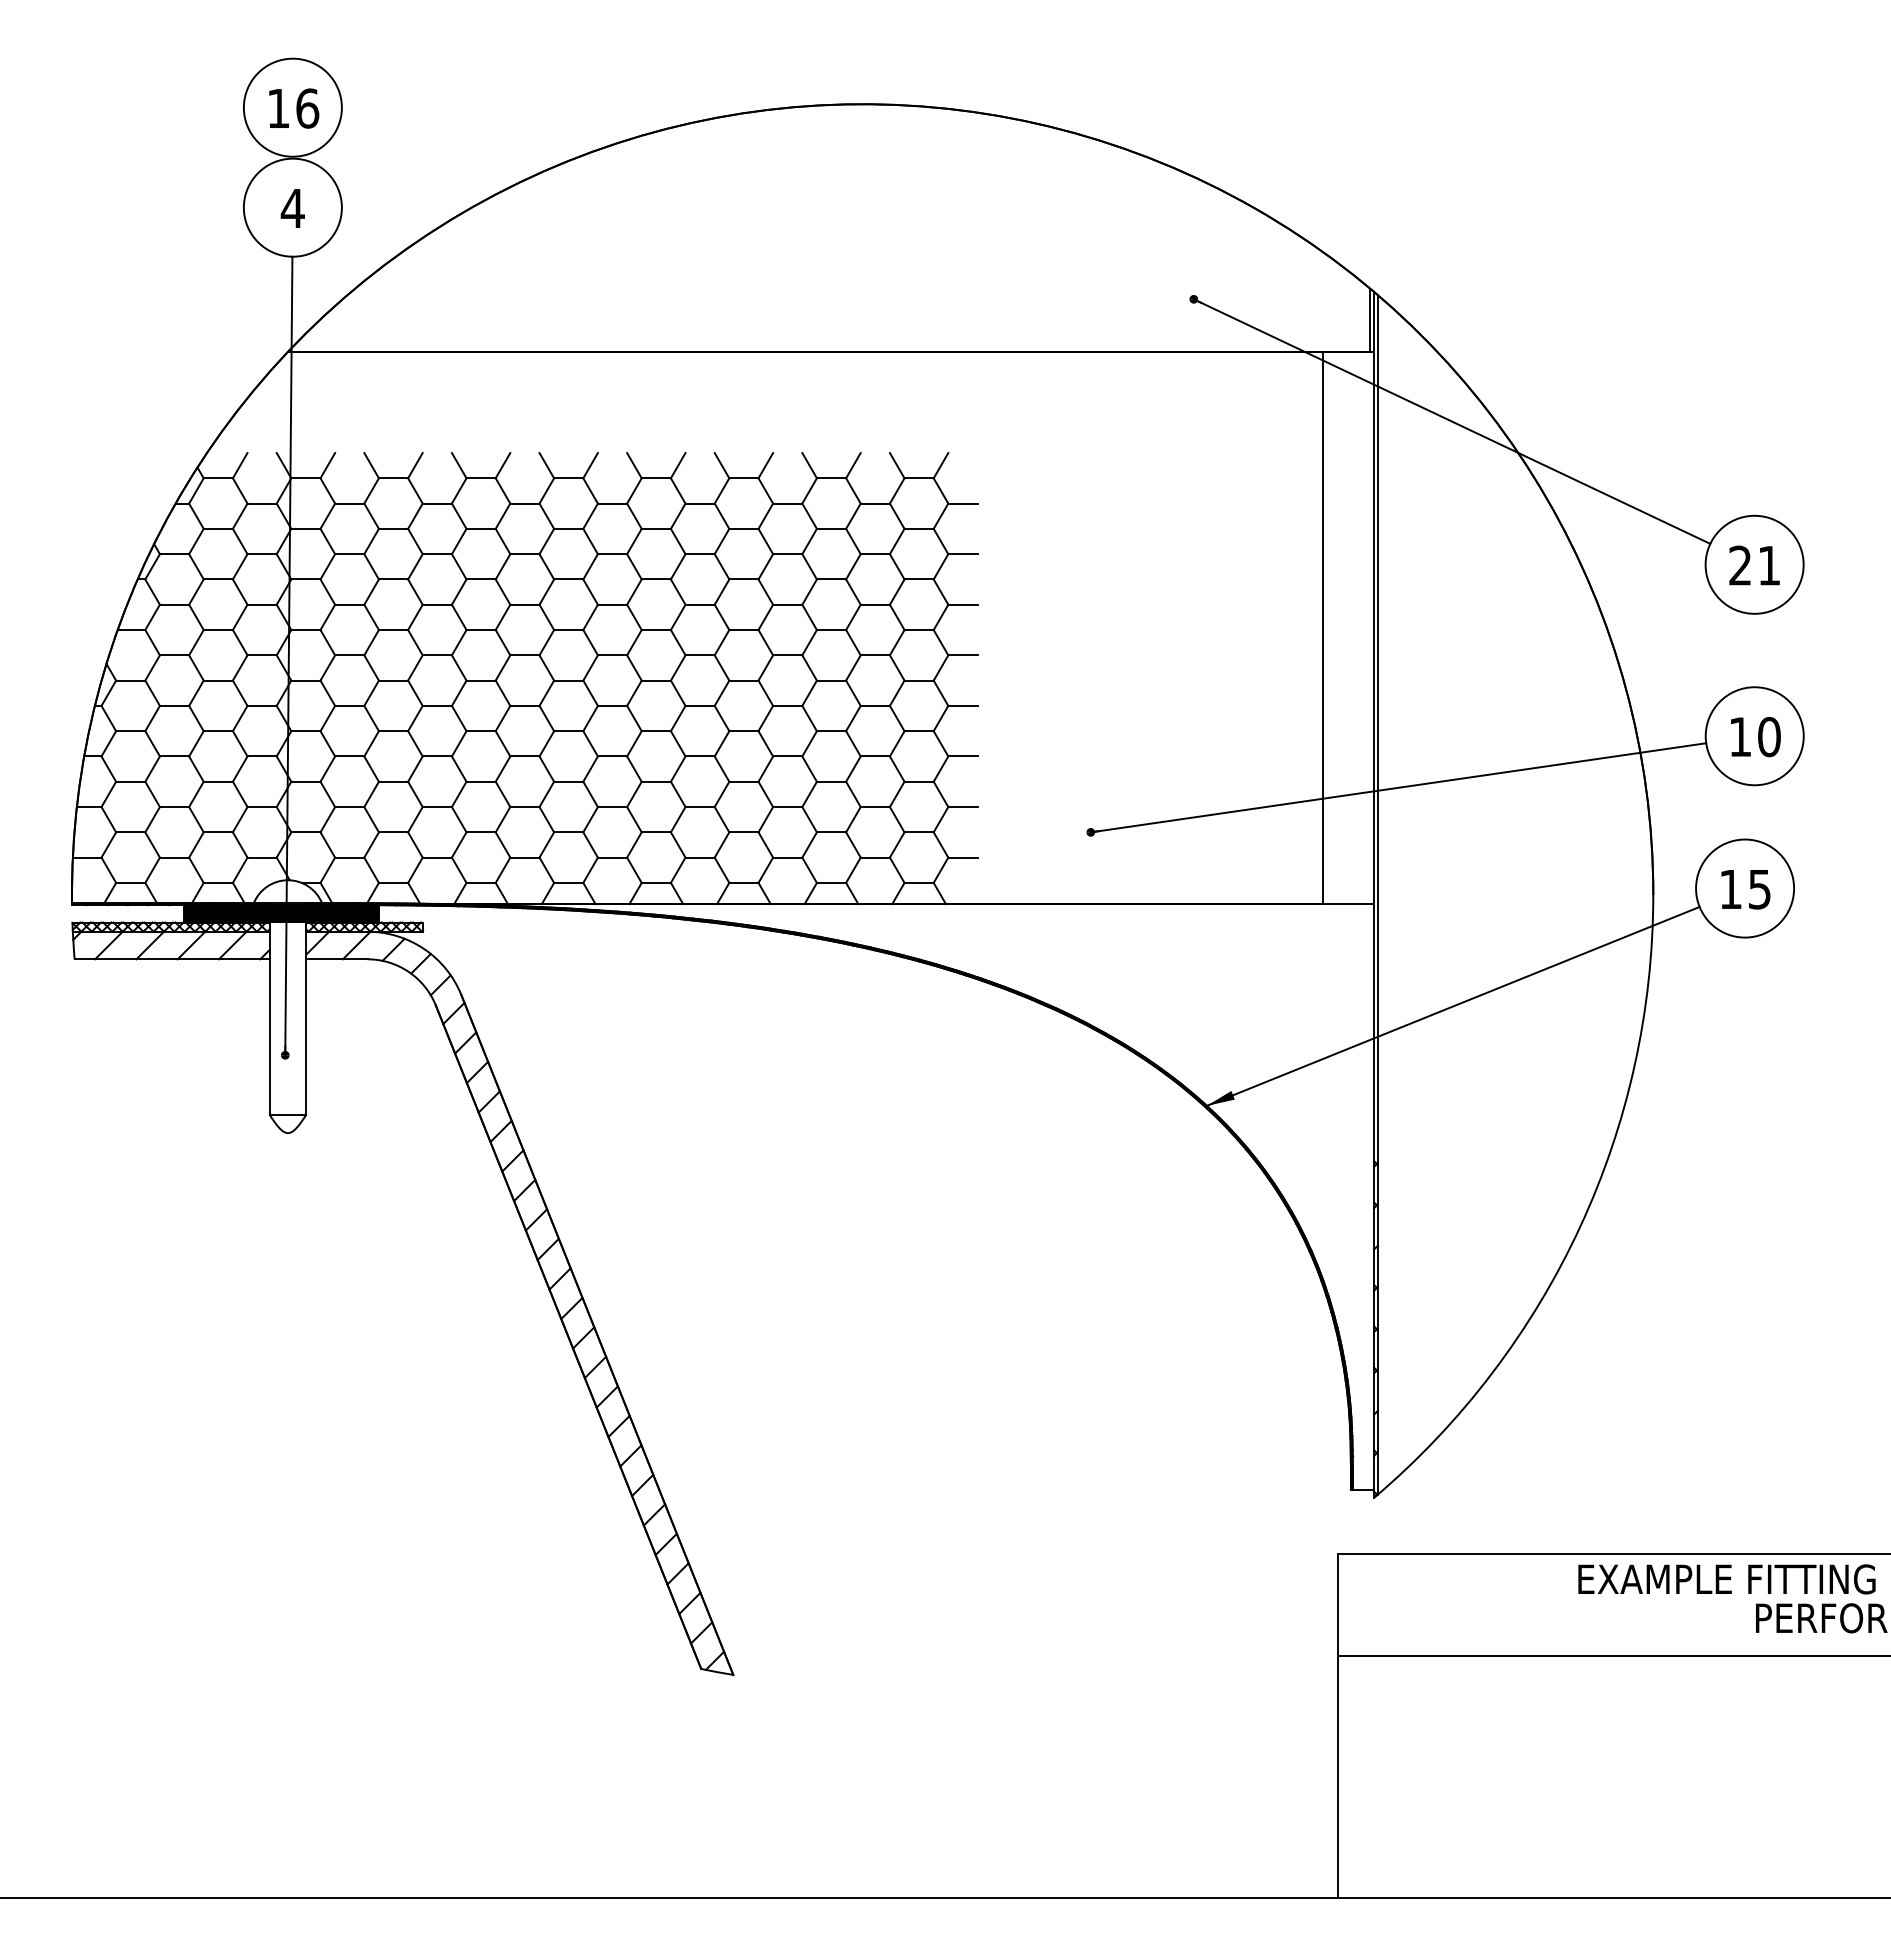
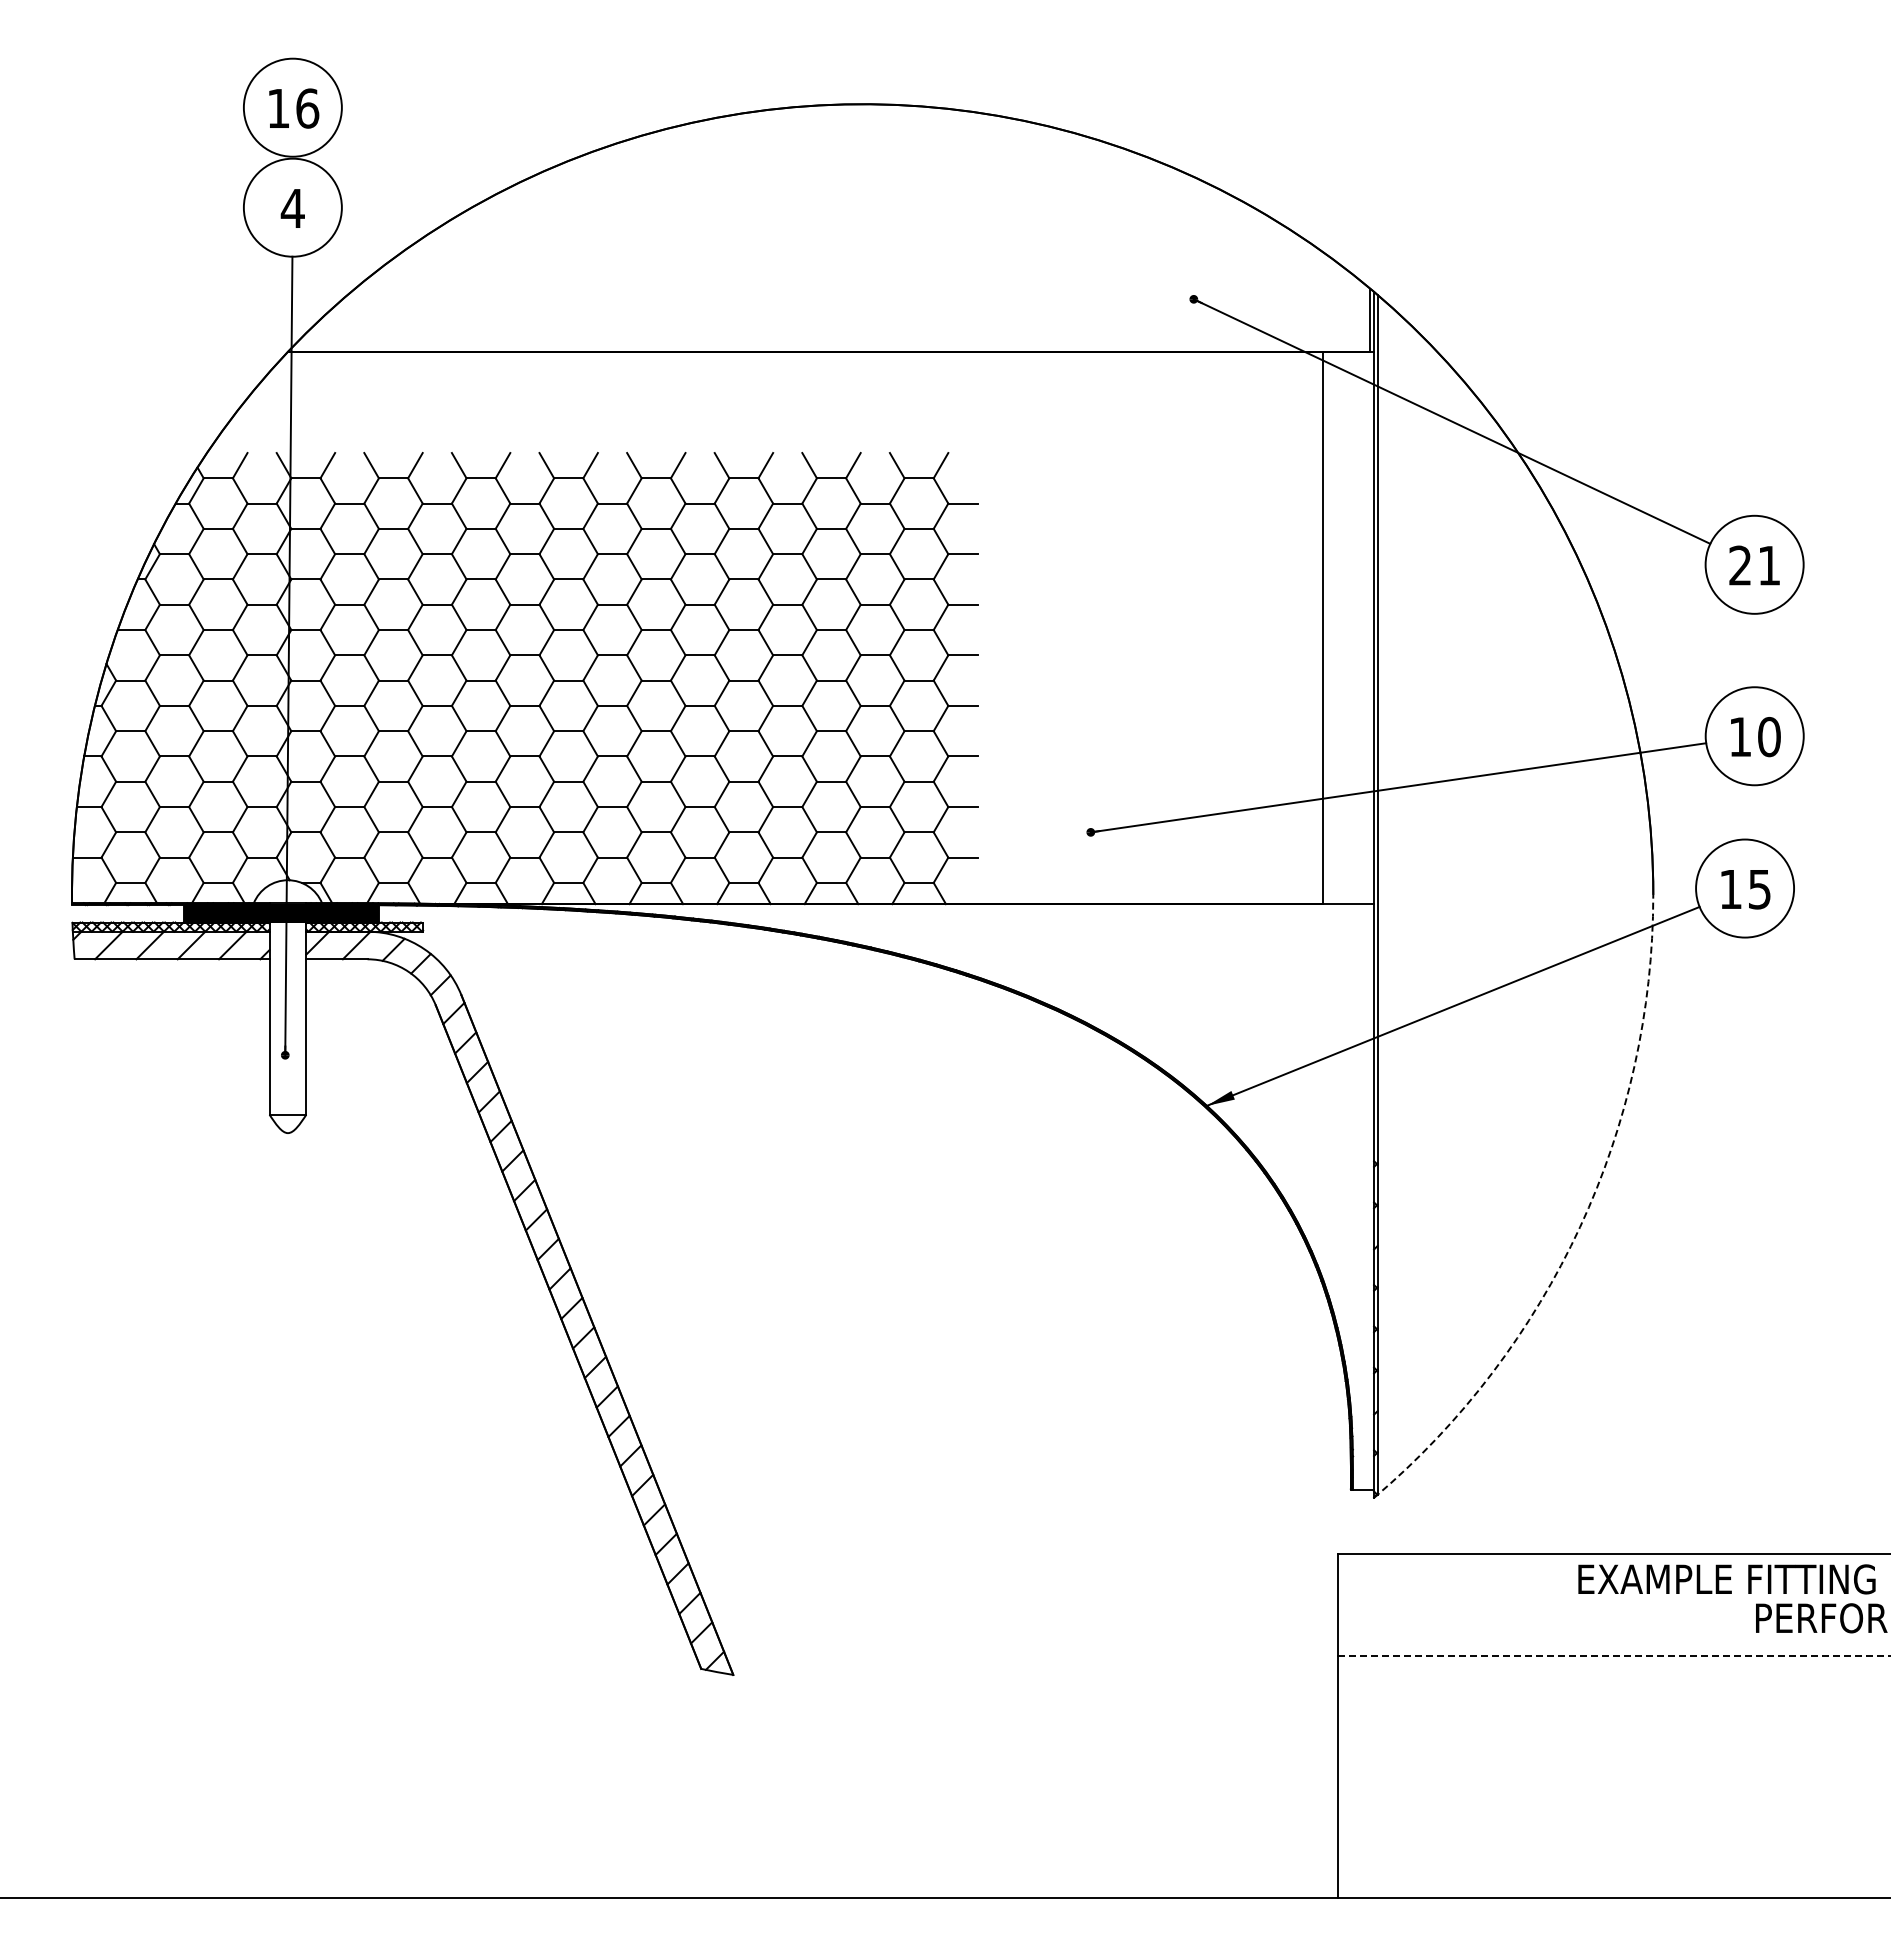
arc: solid -> dashed (1580, 1227)
line: solid -> dashed (1615, 1656)
